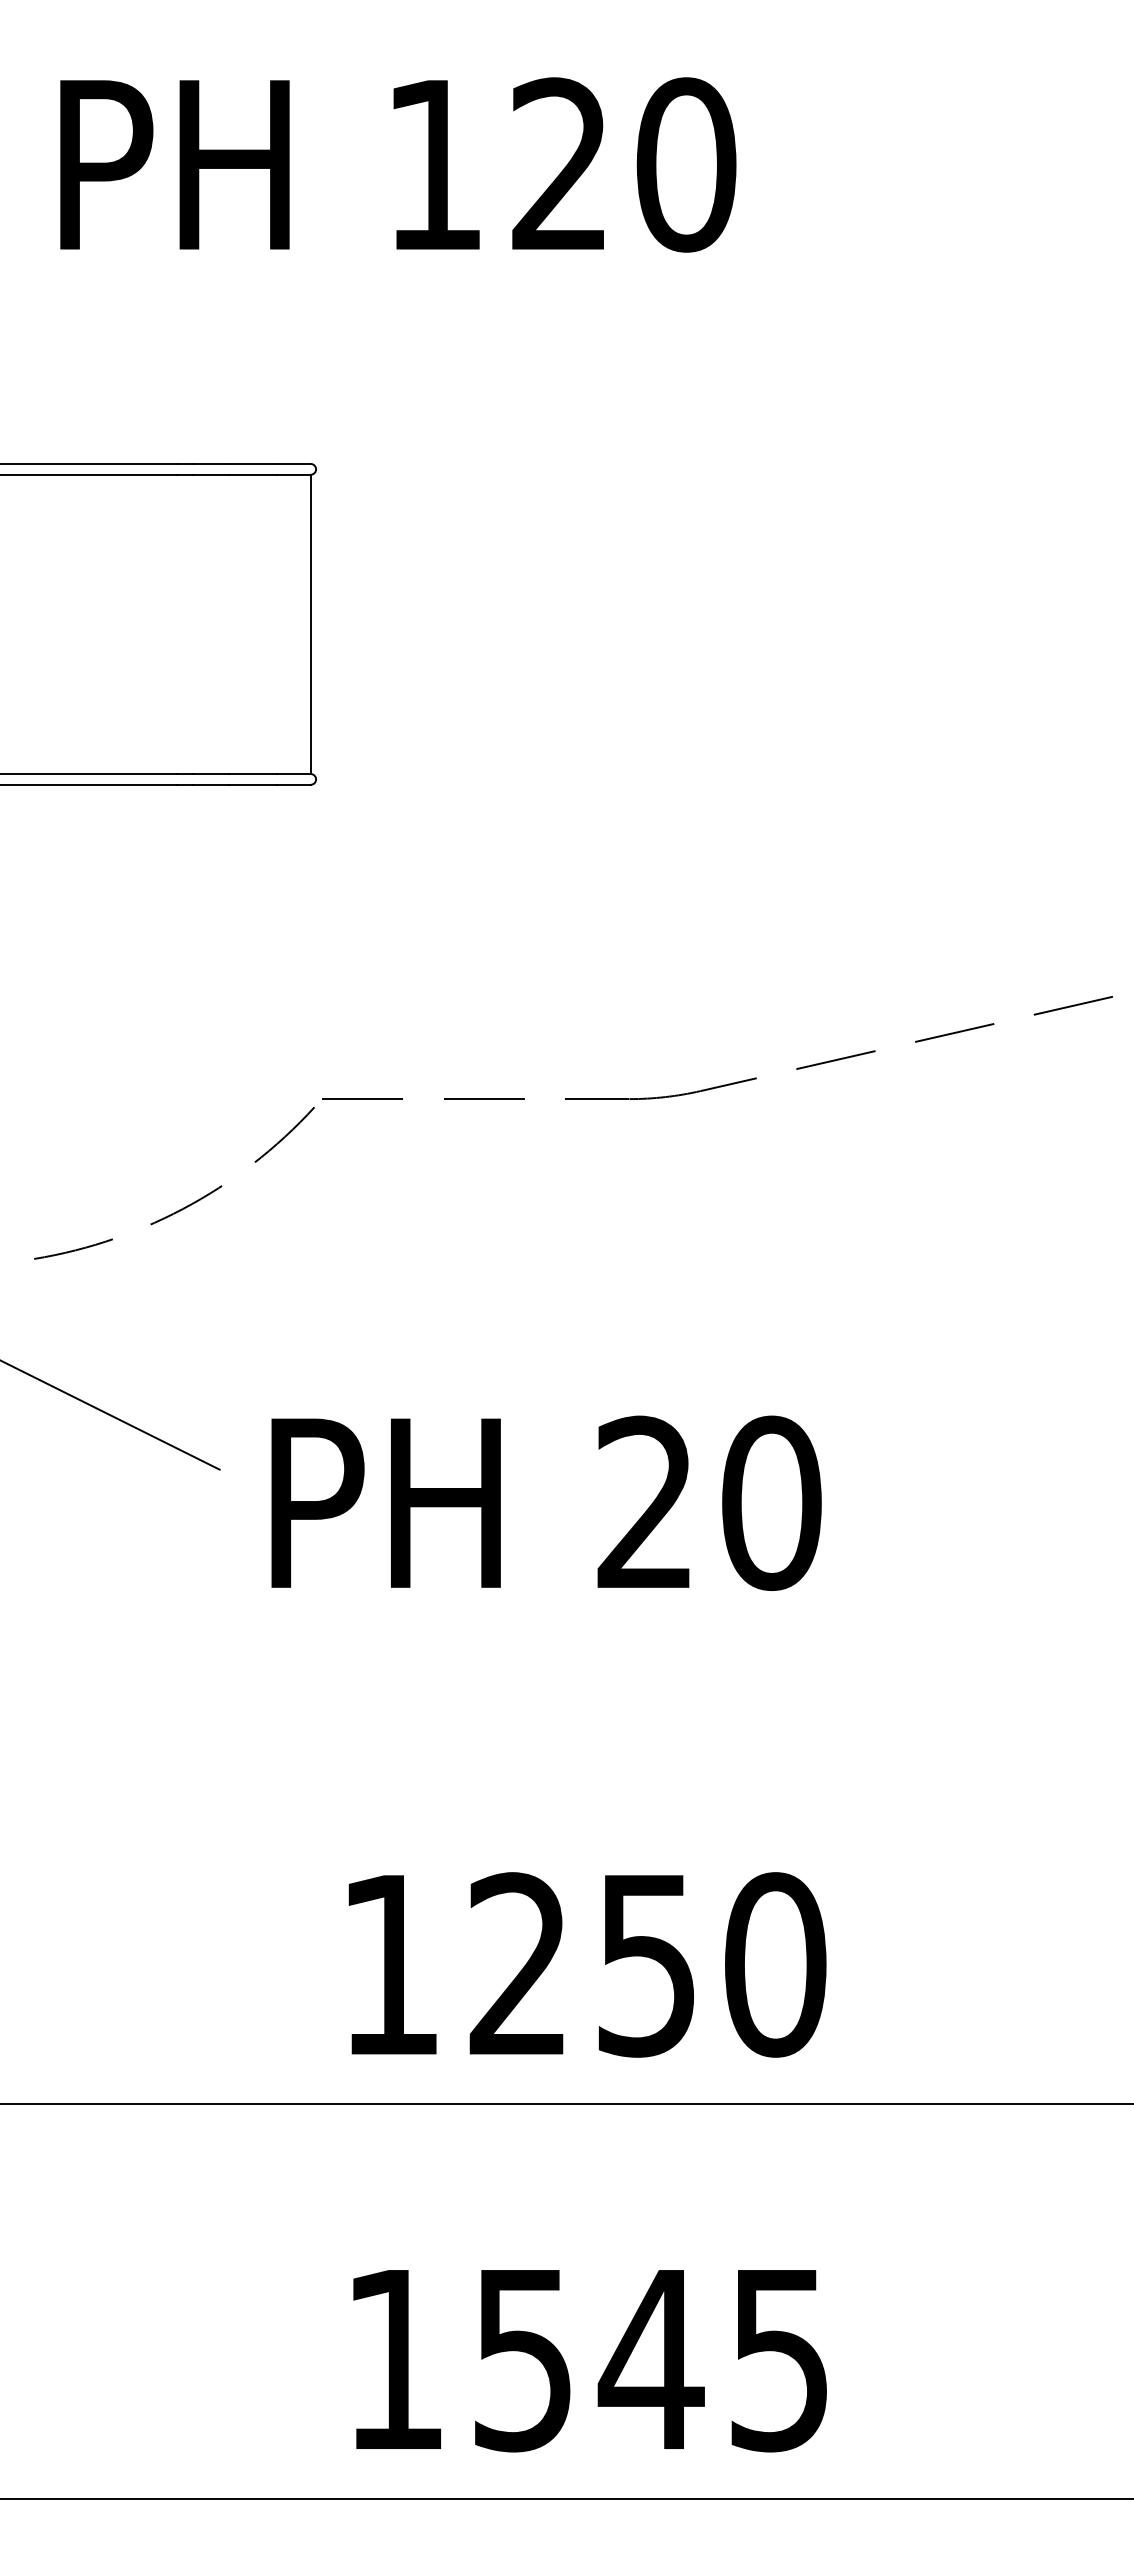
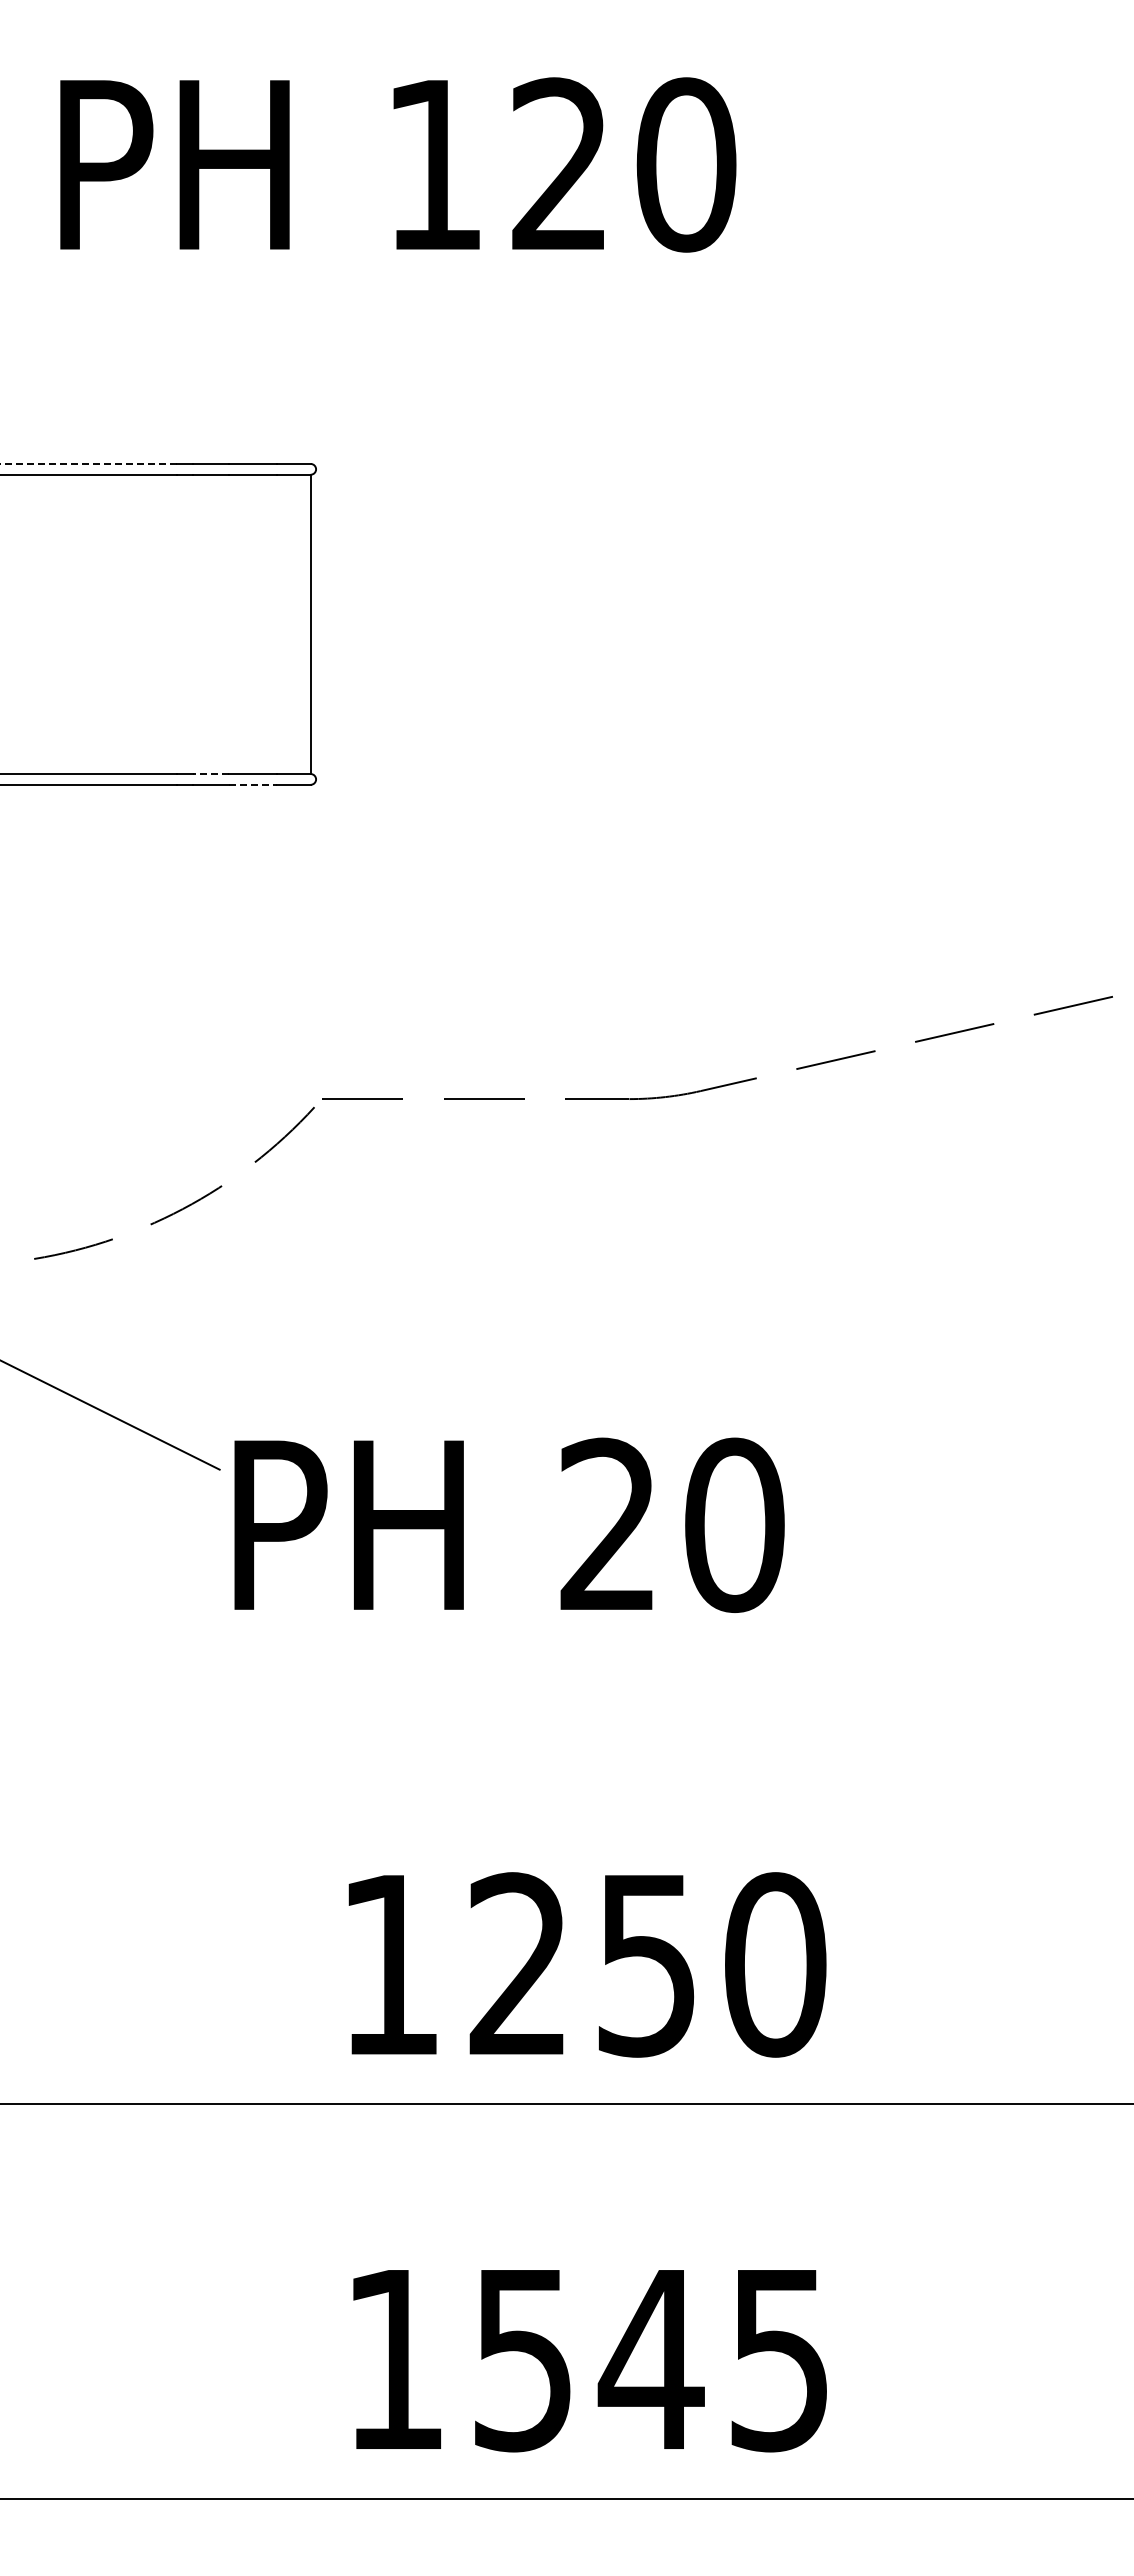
line: solid -> dashed (88, 463)
line: solid -> dashed (211, 774)
line: solid -> dashed (253, 784)
text position: (546, 1502) -> (509, 1524) (509, 1524)
